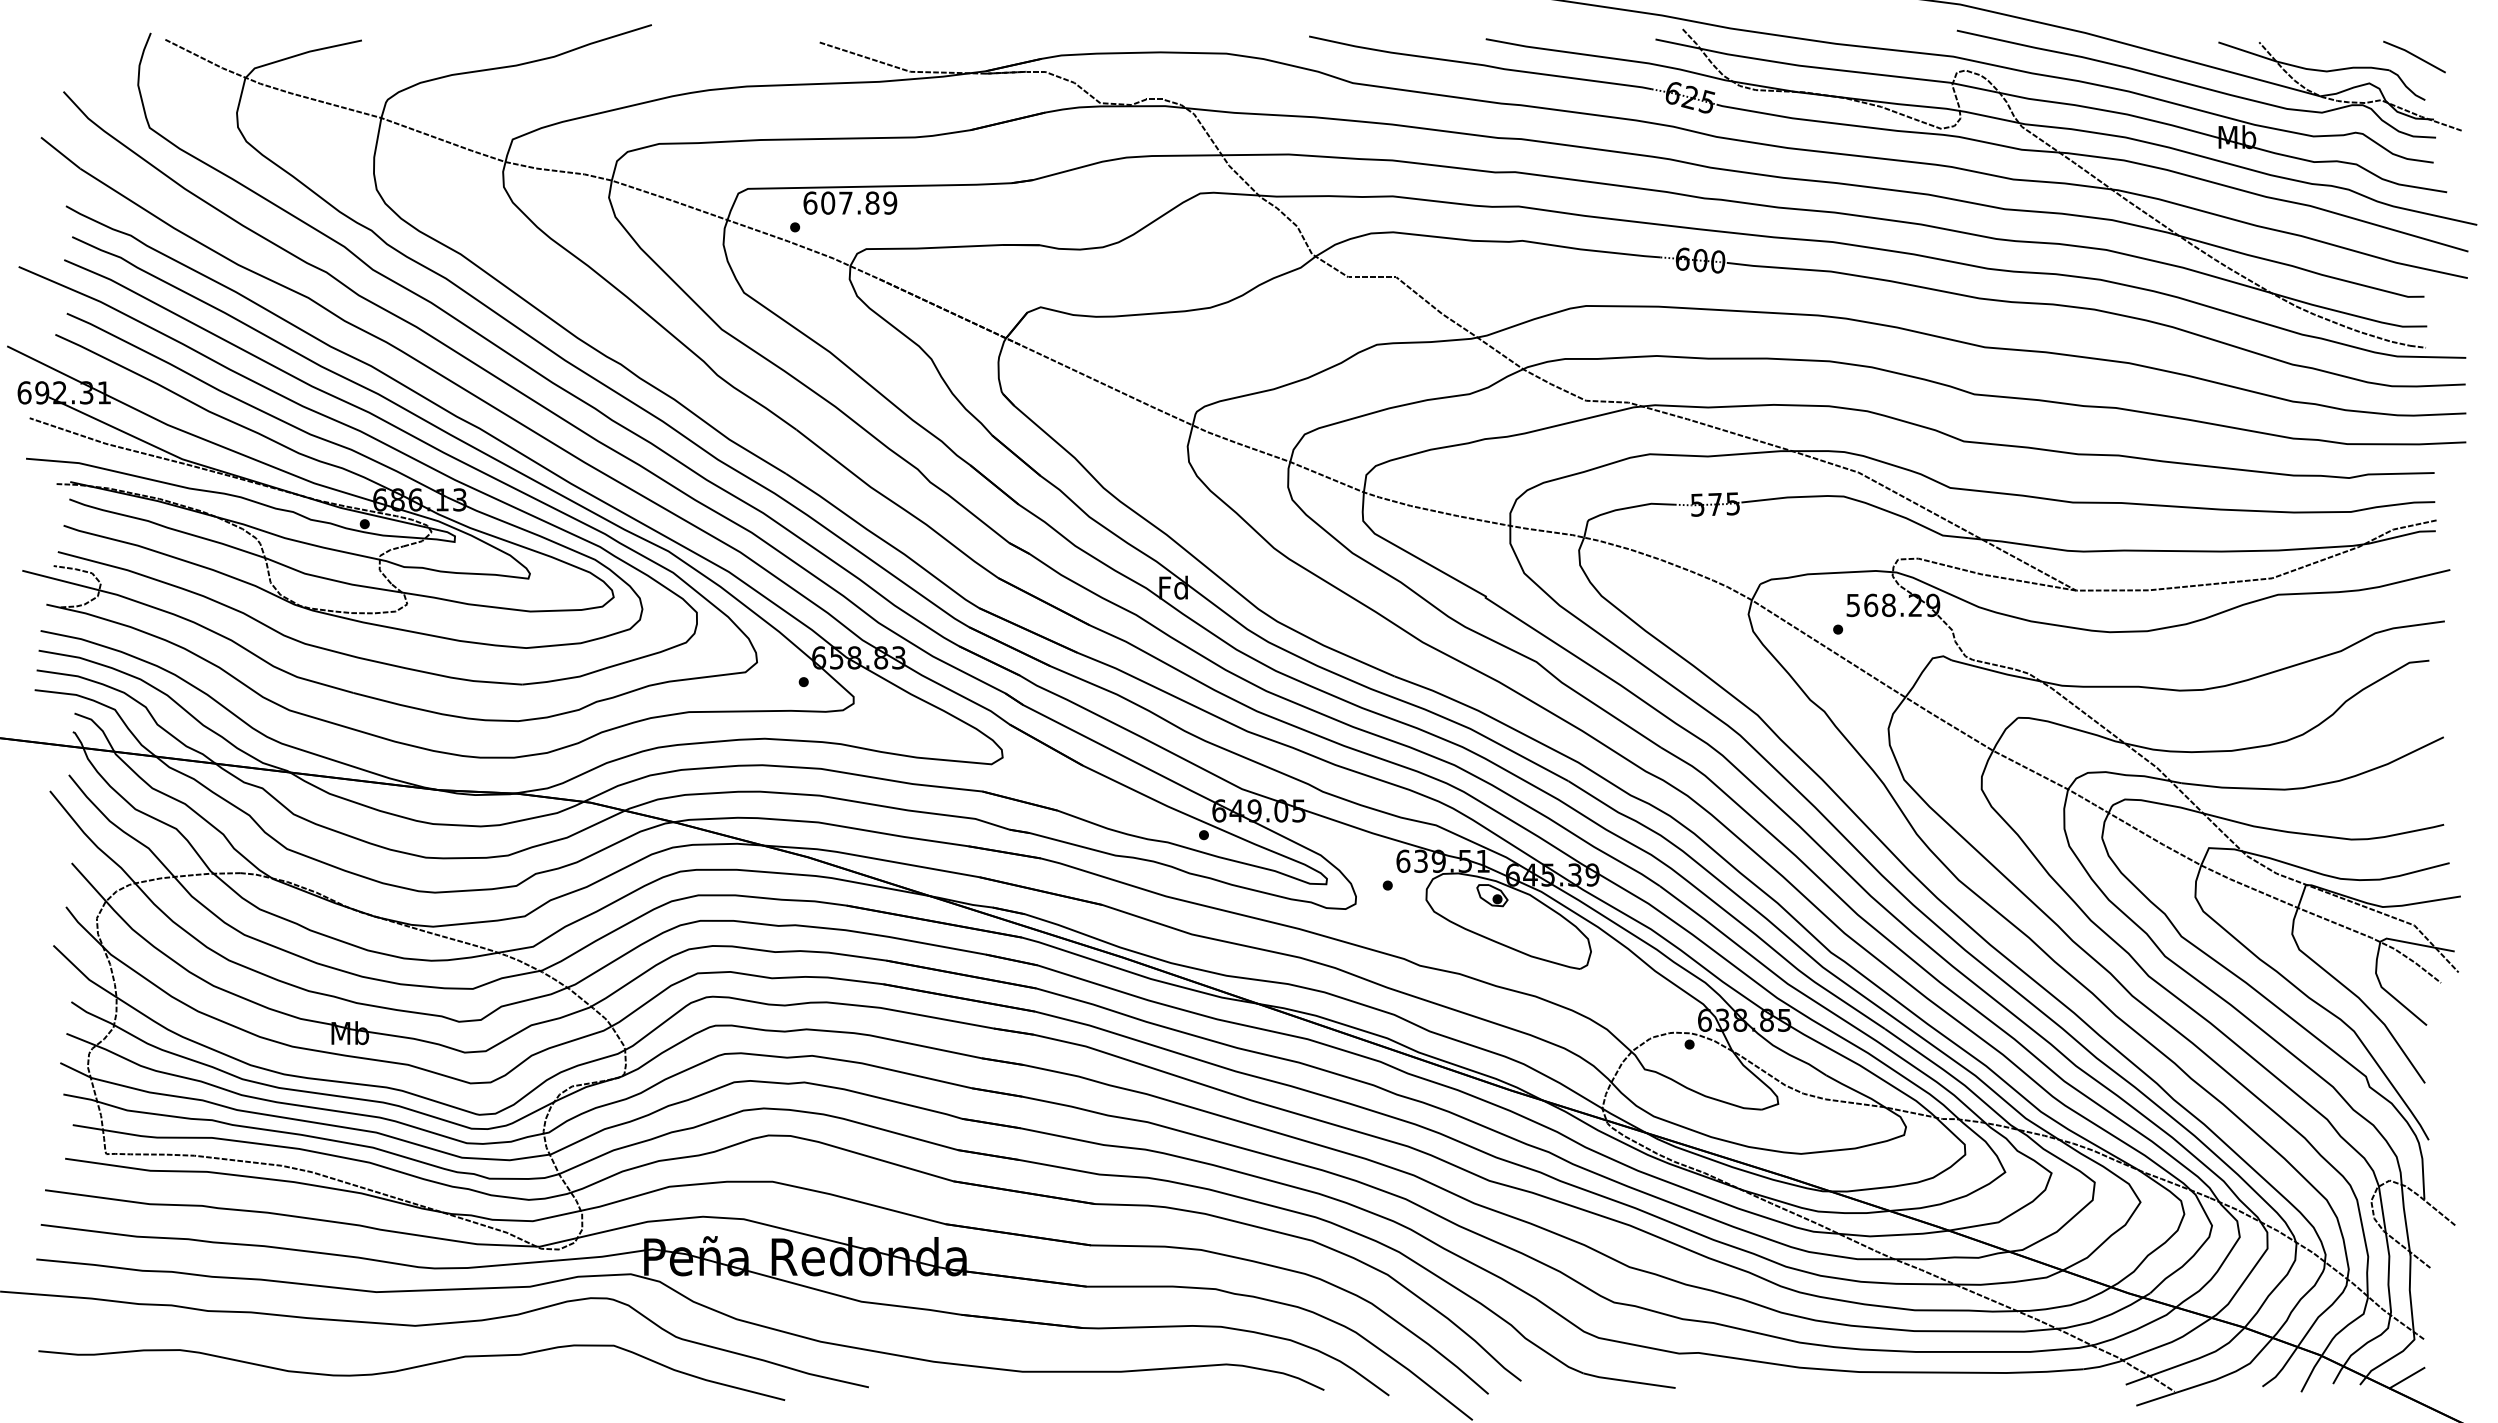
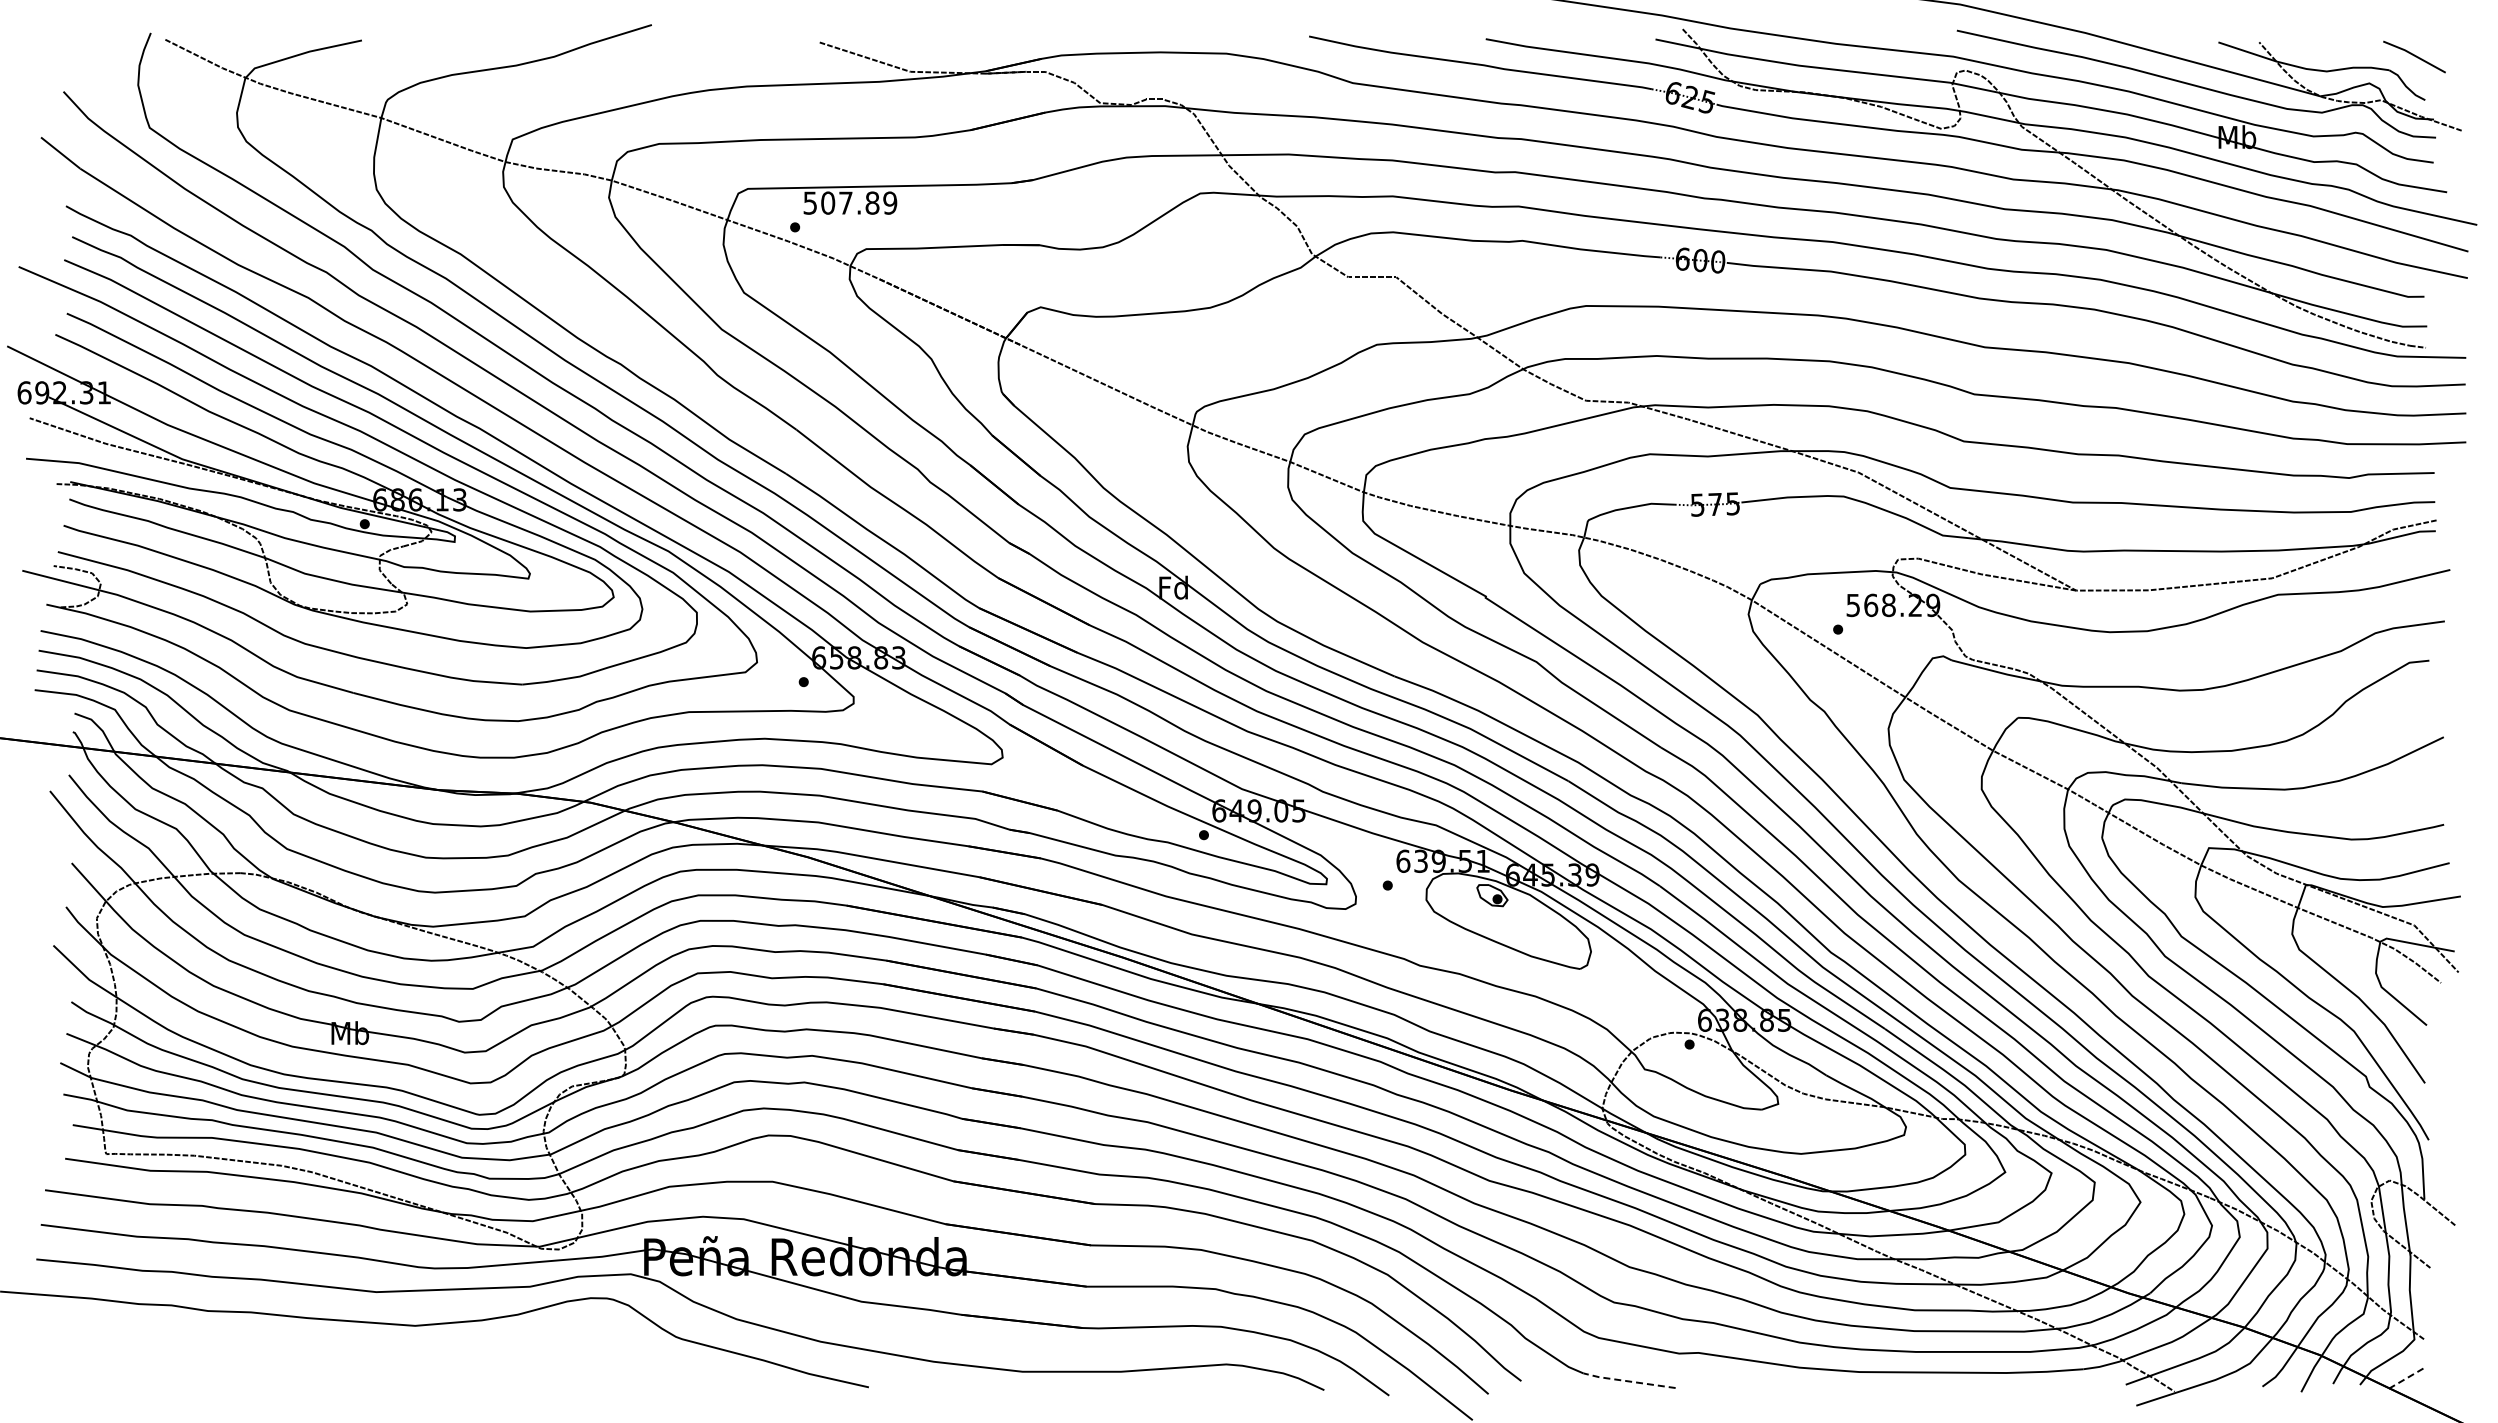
text: 607.89 -> 507.89 (810, 202)
curve: present -> none (410, 1369)
line: solid -> dashed (2407, 1377)
line: solid -> dashed (1628, 1381)
